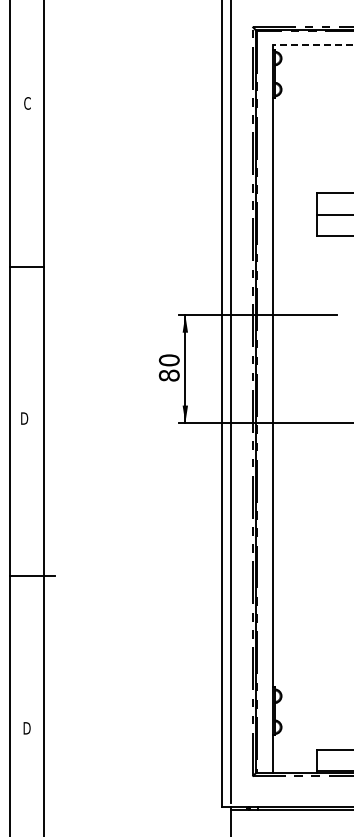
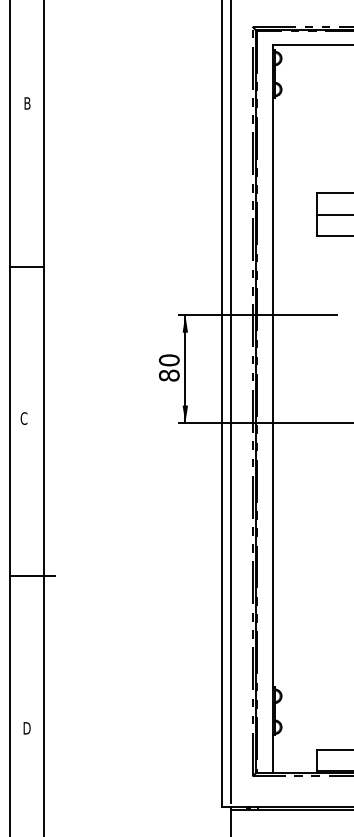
line: dashed -> solid (313, 45)
text: C -> B (27, 103)
text: D -> C (24, 418)
